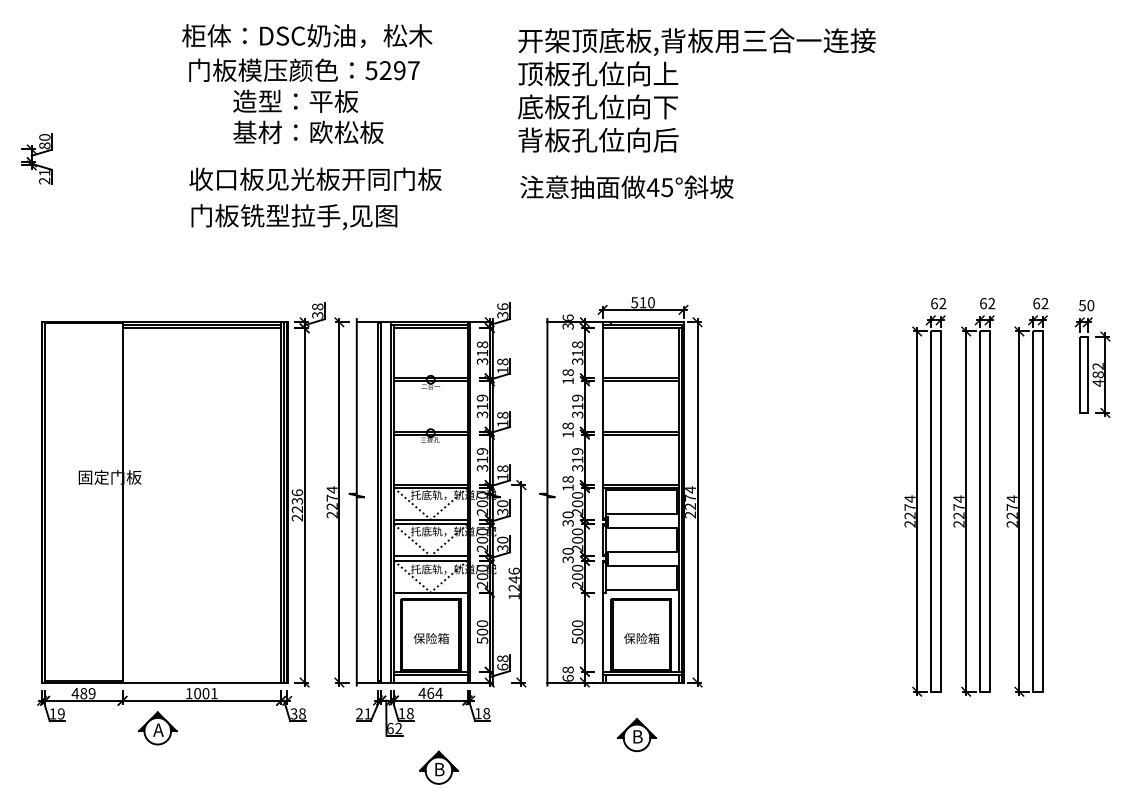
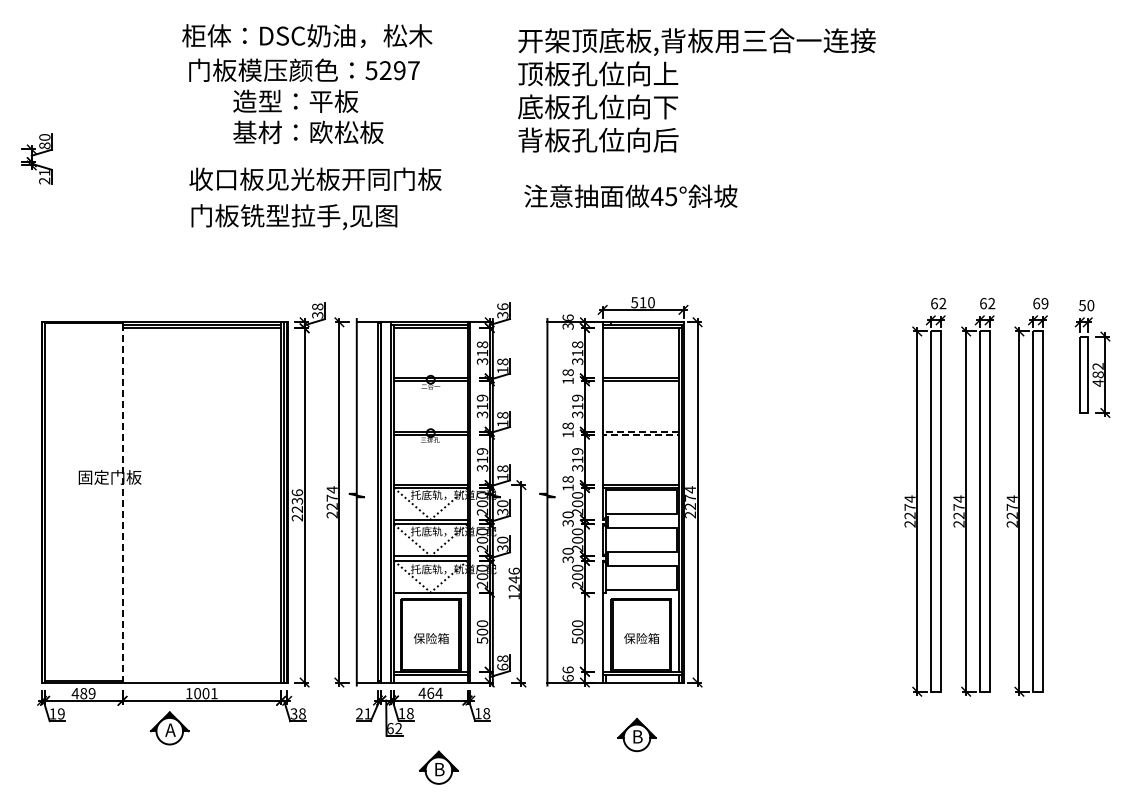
text position: (626, 186) -> (630, 195) (630, 195)
text: 62 -> 69 (1044, 303)
line: solid -> dashed (602, 433)
line: solid -> dashed (122, 501)
text: 68 -> 66 (567, 669)
part position: (157, 728) -> (169, 728) (169, 728)
